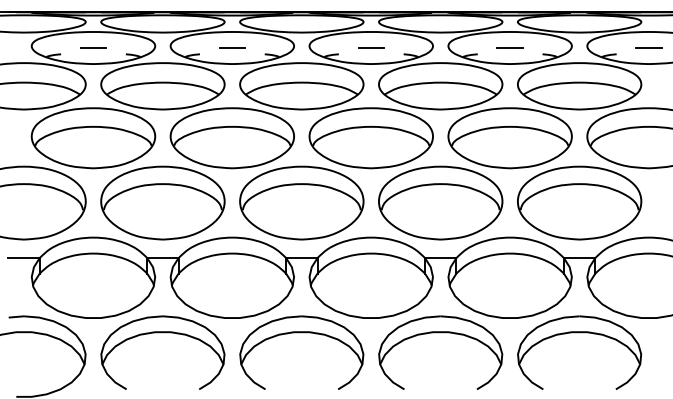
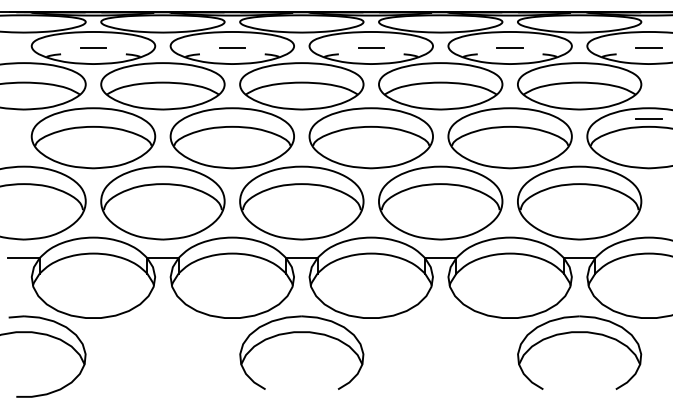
line: none -> present (648, 118)
part: present -> none (162, 333)
part: present -> none (440, 333)
